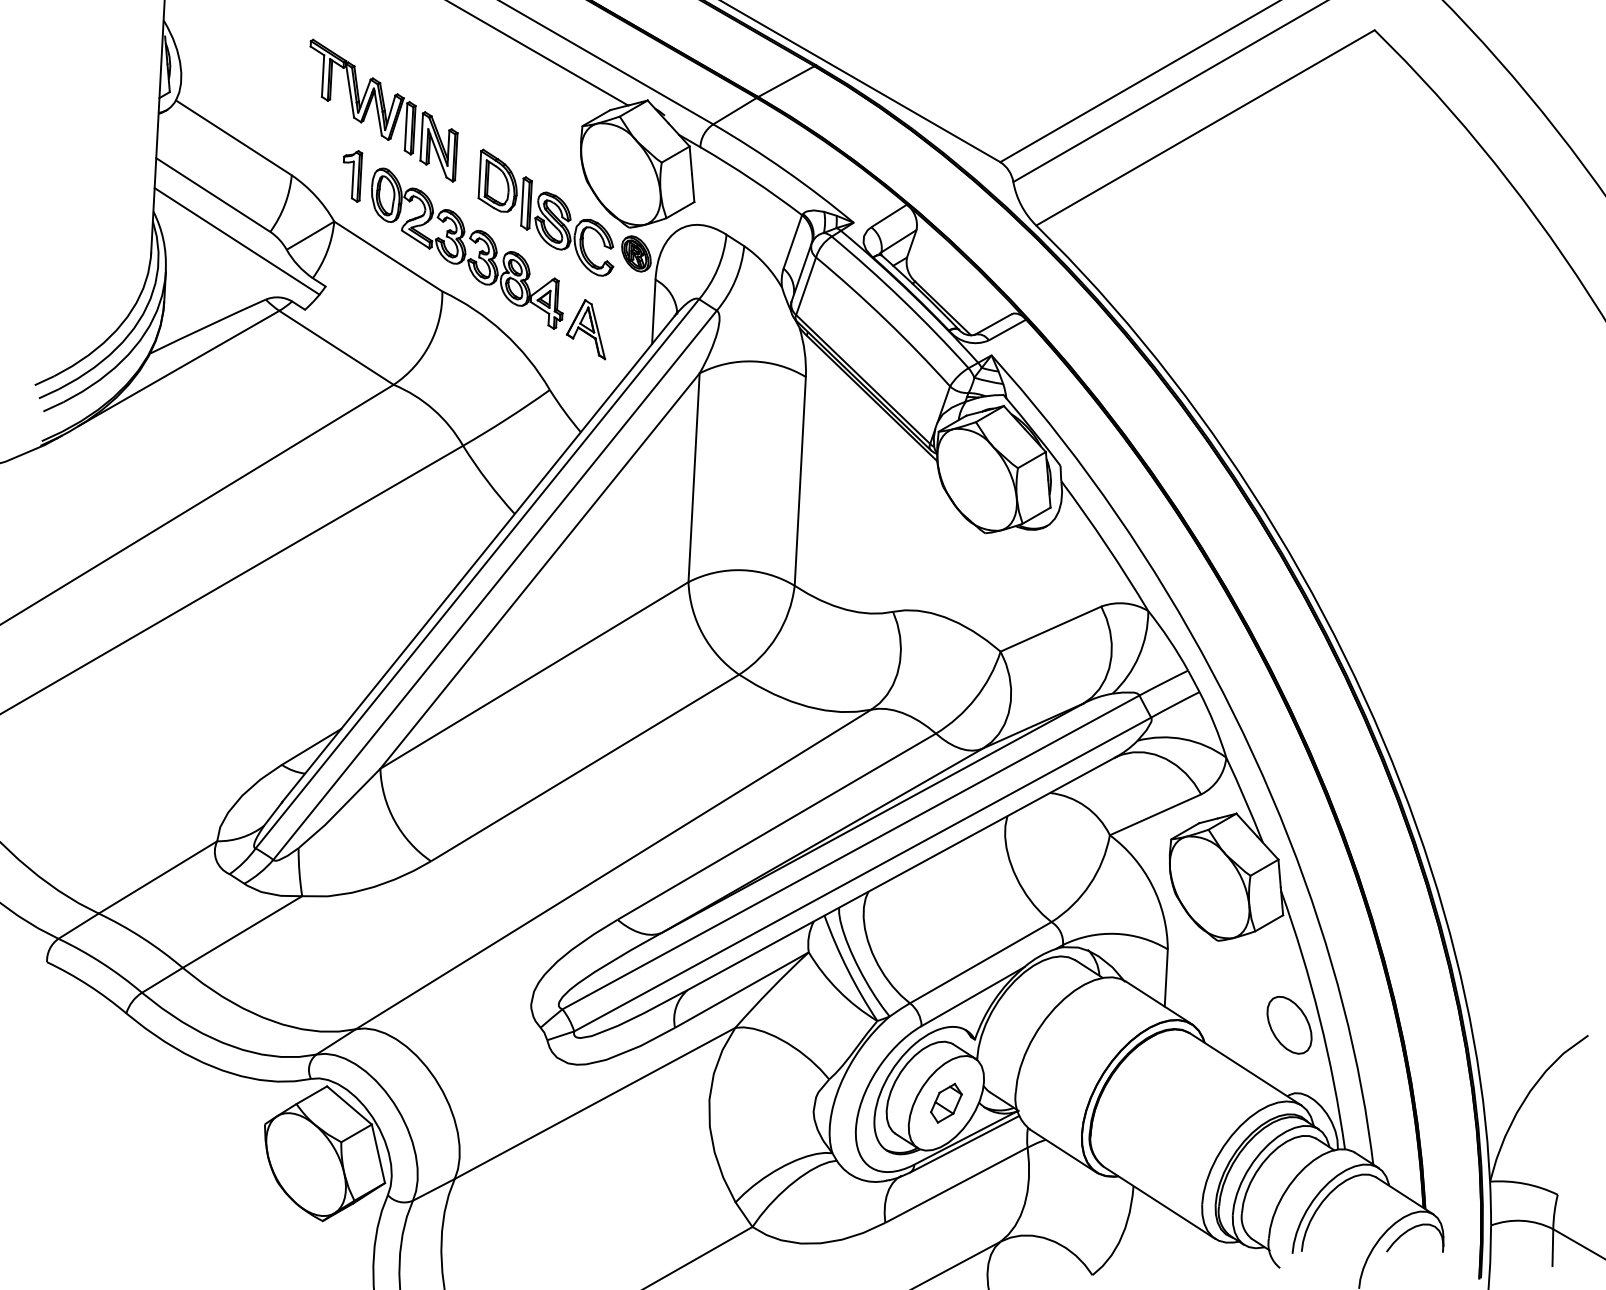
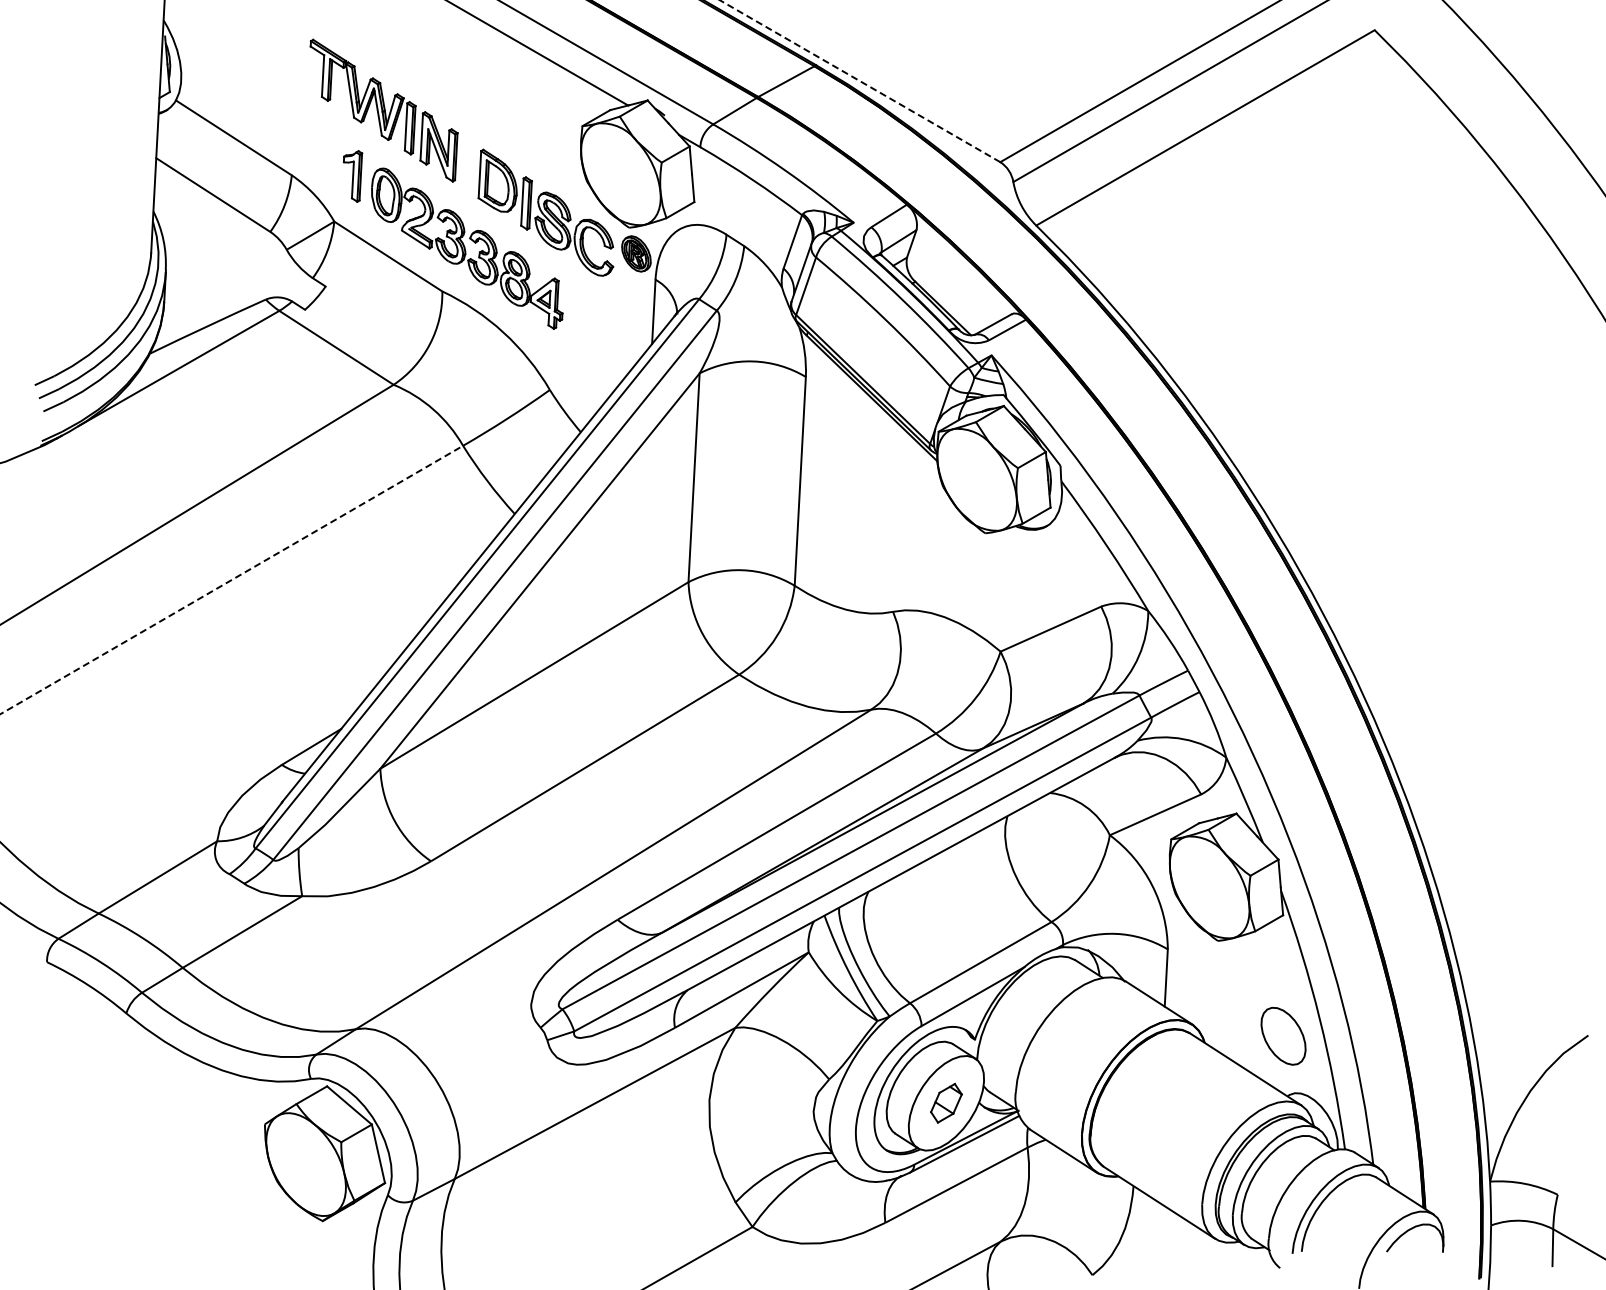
line: solid -> dashed (860, 81)
line: present -> none (236, 241)
part: present -> none (585, 329)
line: solid -> dashed (231, 580)
part position: (1289, 1024) -> (1283, 1035) (1283, 1035)
